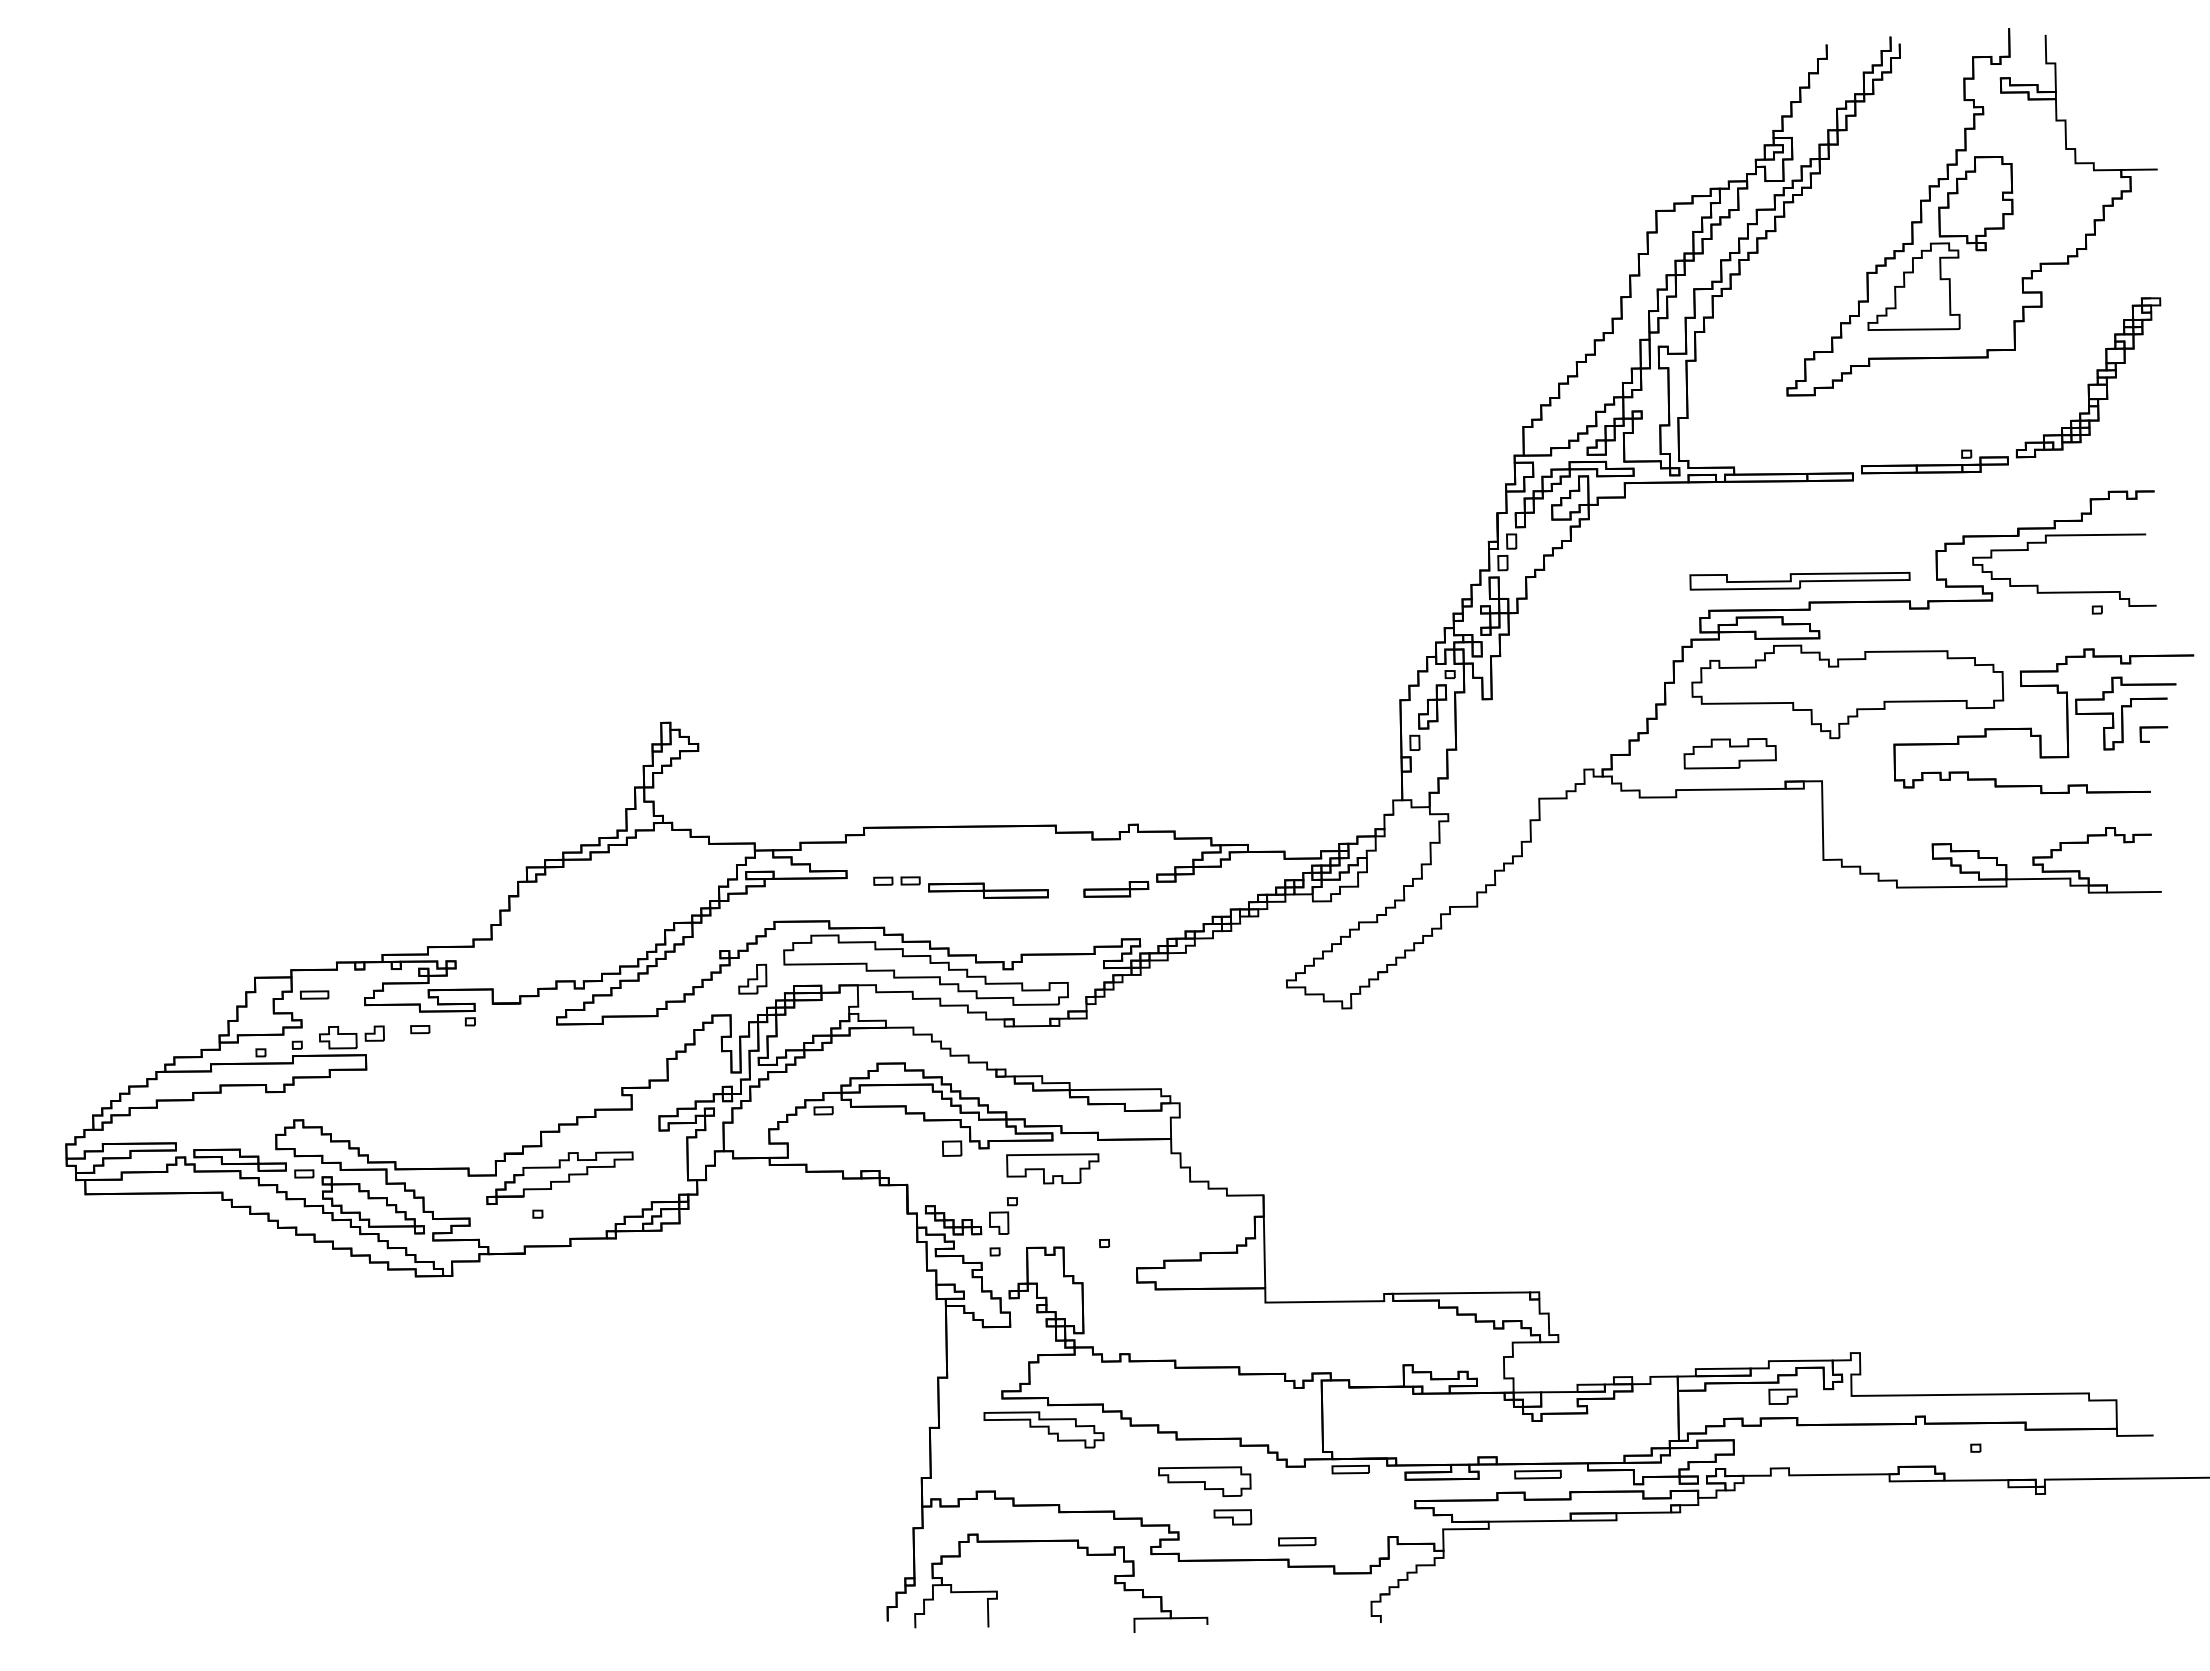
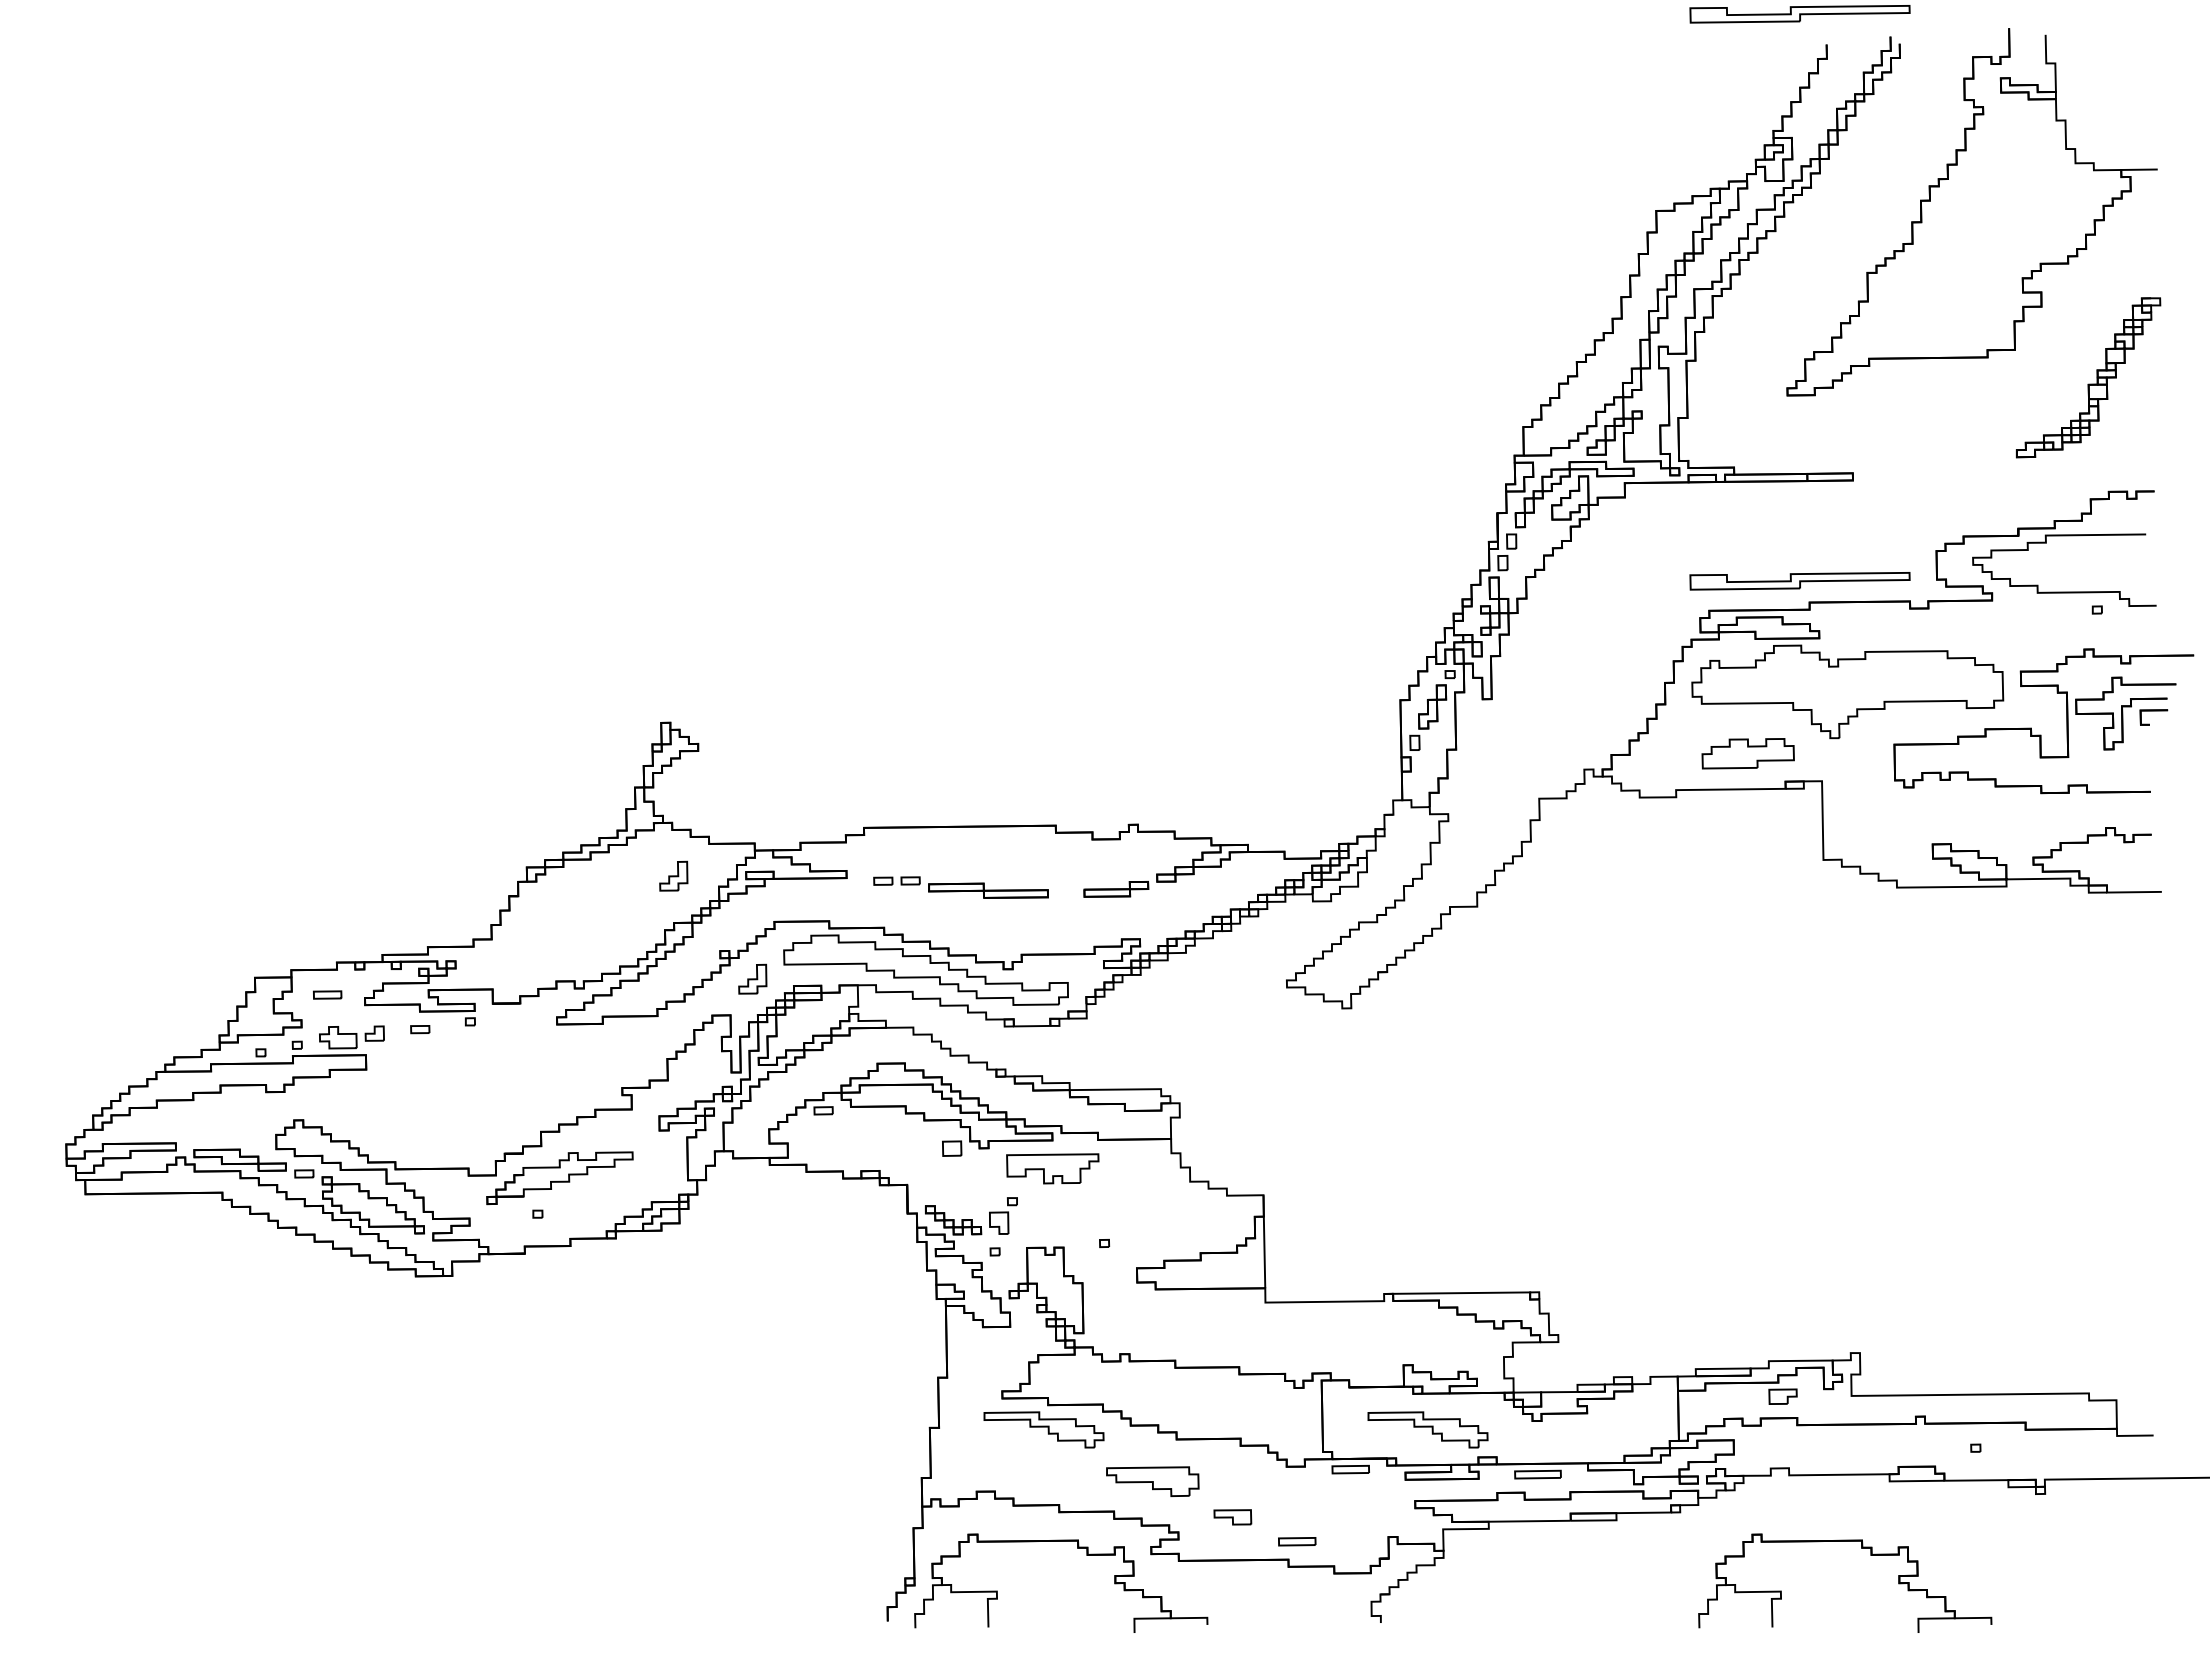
part: none -> present (1799, 14)
part: present -> none (1940, 243)
part: present -> none (1934, 461)
part position: (2153, 734) -> (2153, 717) (2153, 717)
part position: (1729, 753) -> (1747, 753) (1747, 753)
part: none -> present (673, 875)
part position: (314, 994) -> (327, 994) (327, 994)
part: none -> present (1427, 1429)
part position: (1204, 1481) -> (1152, 1481) (1152, 1481)
part: none -> present (1870, 1555)
